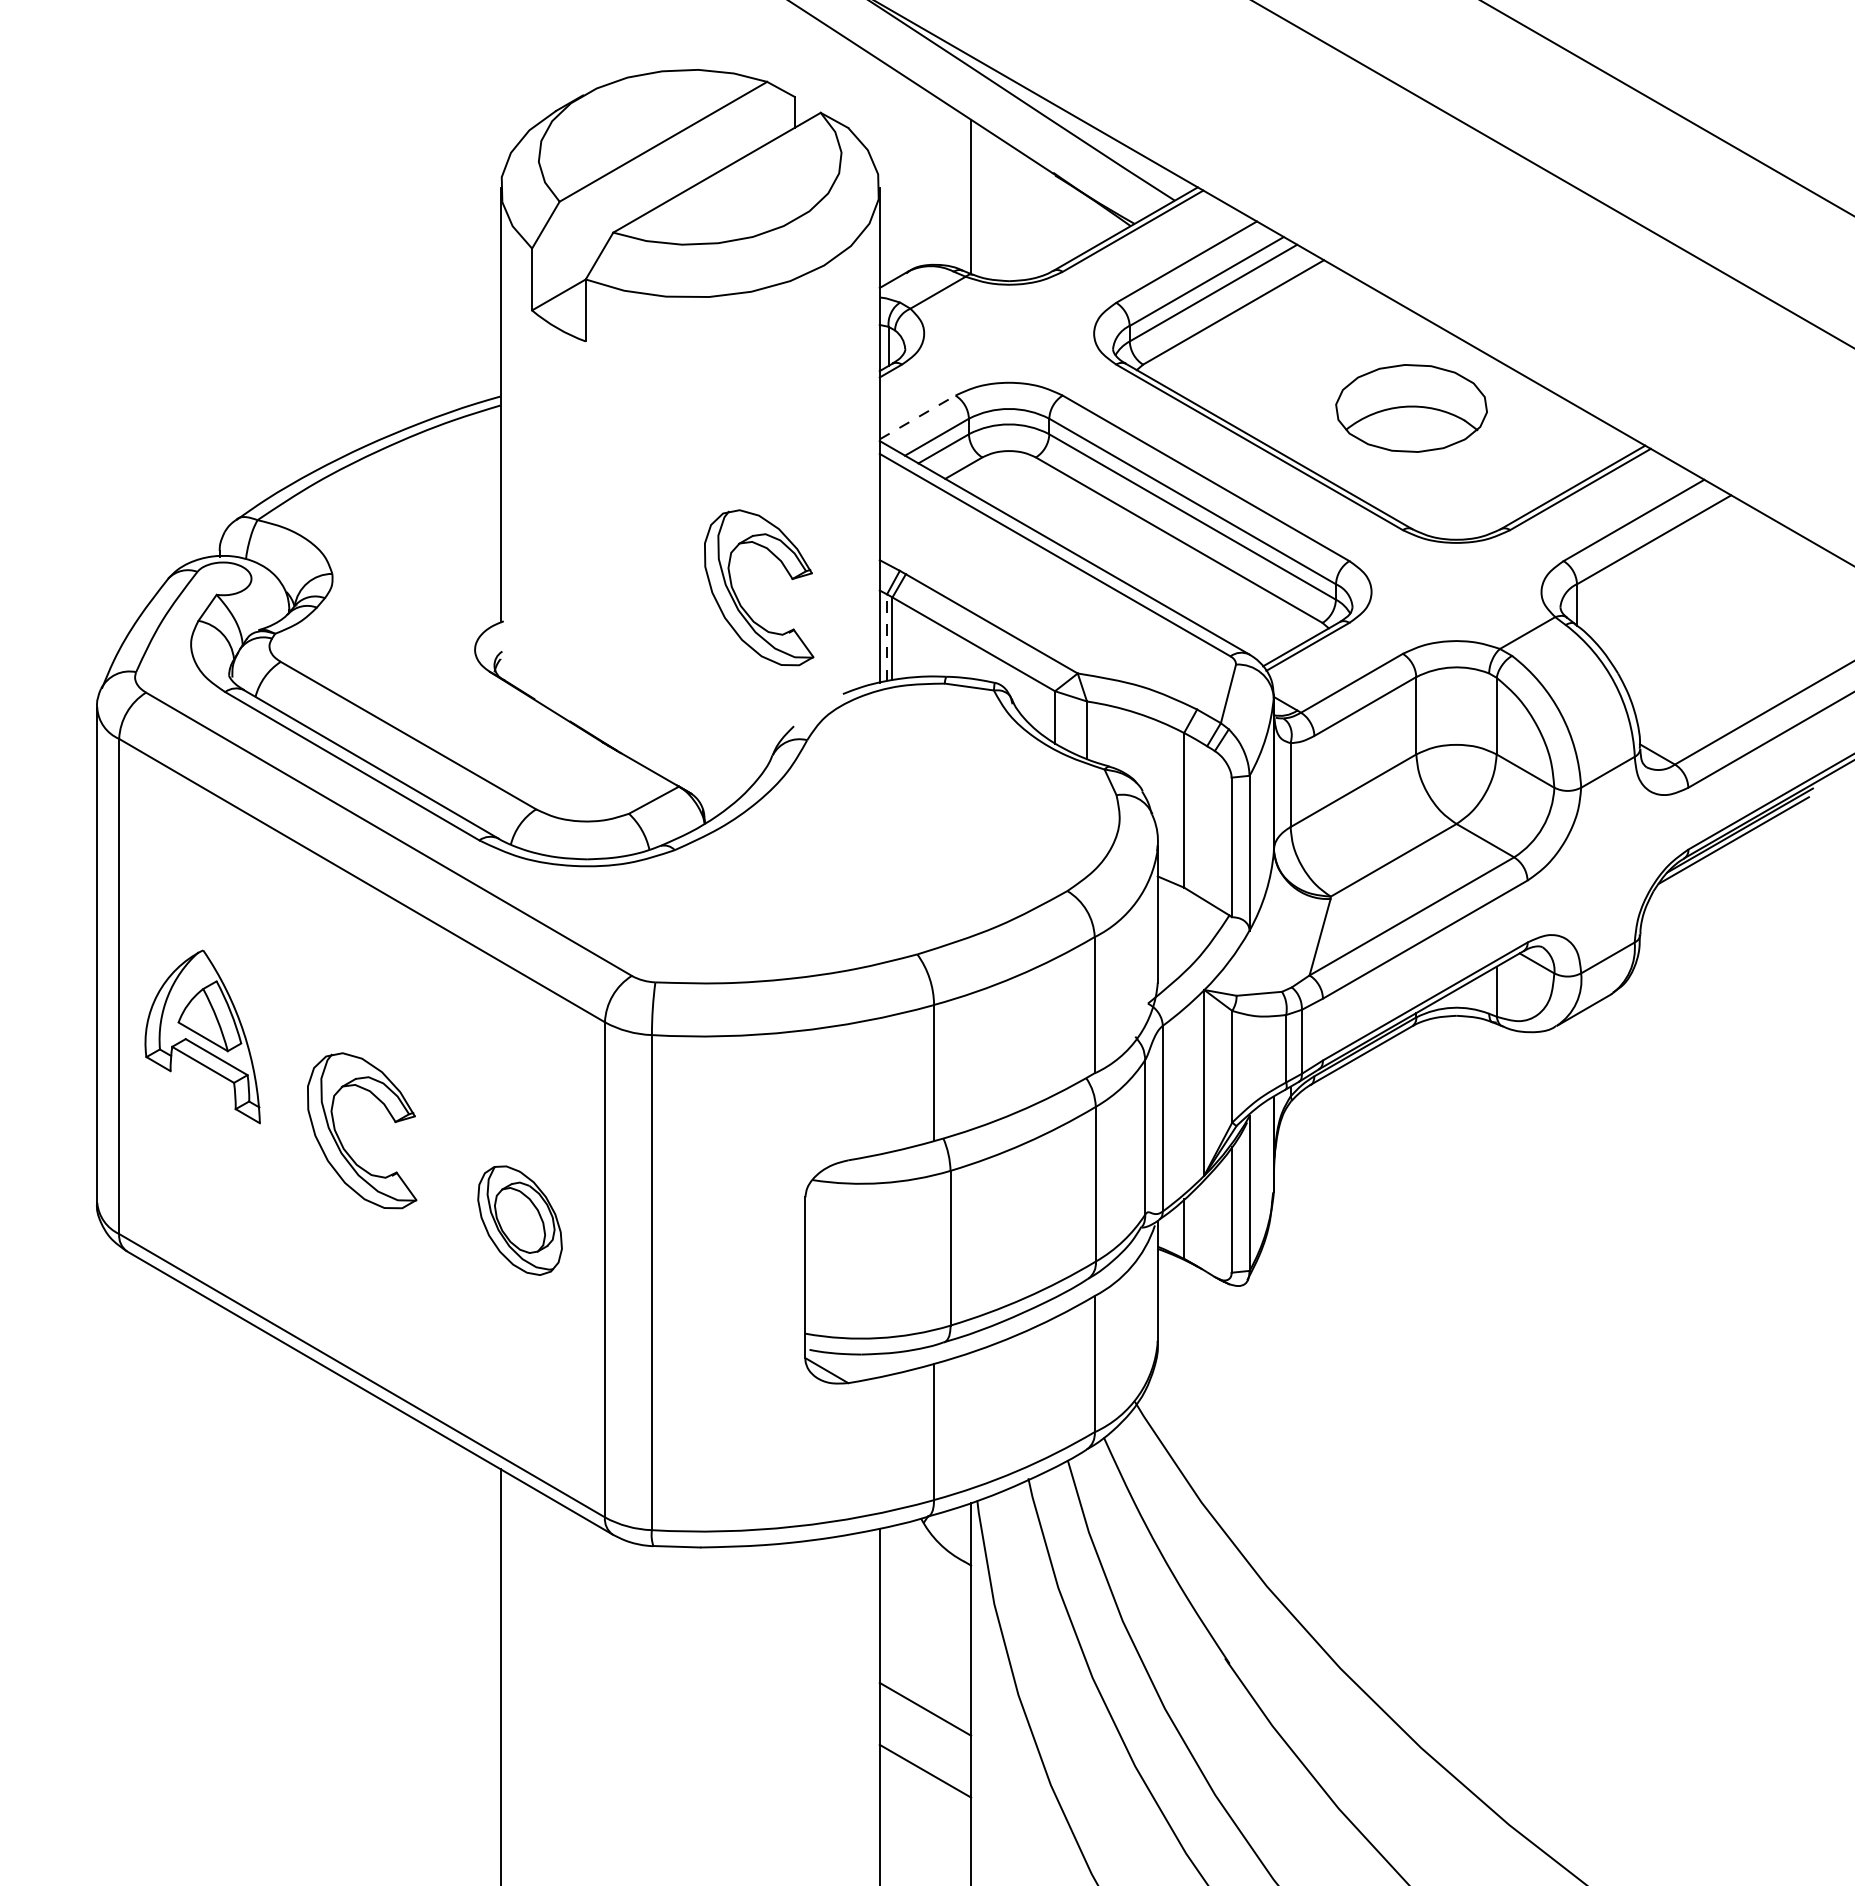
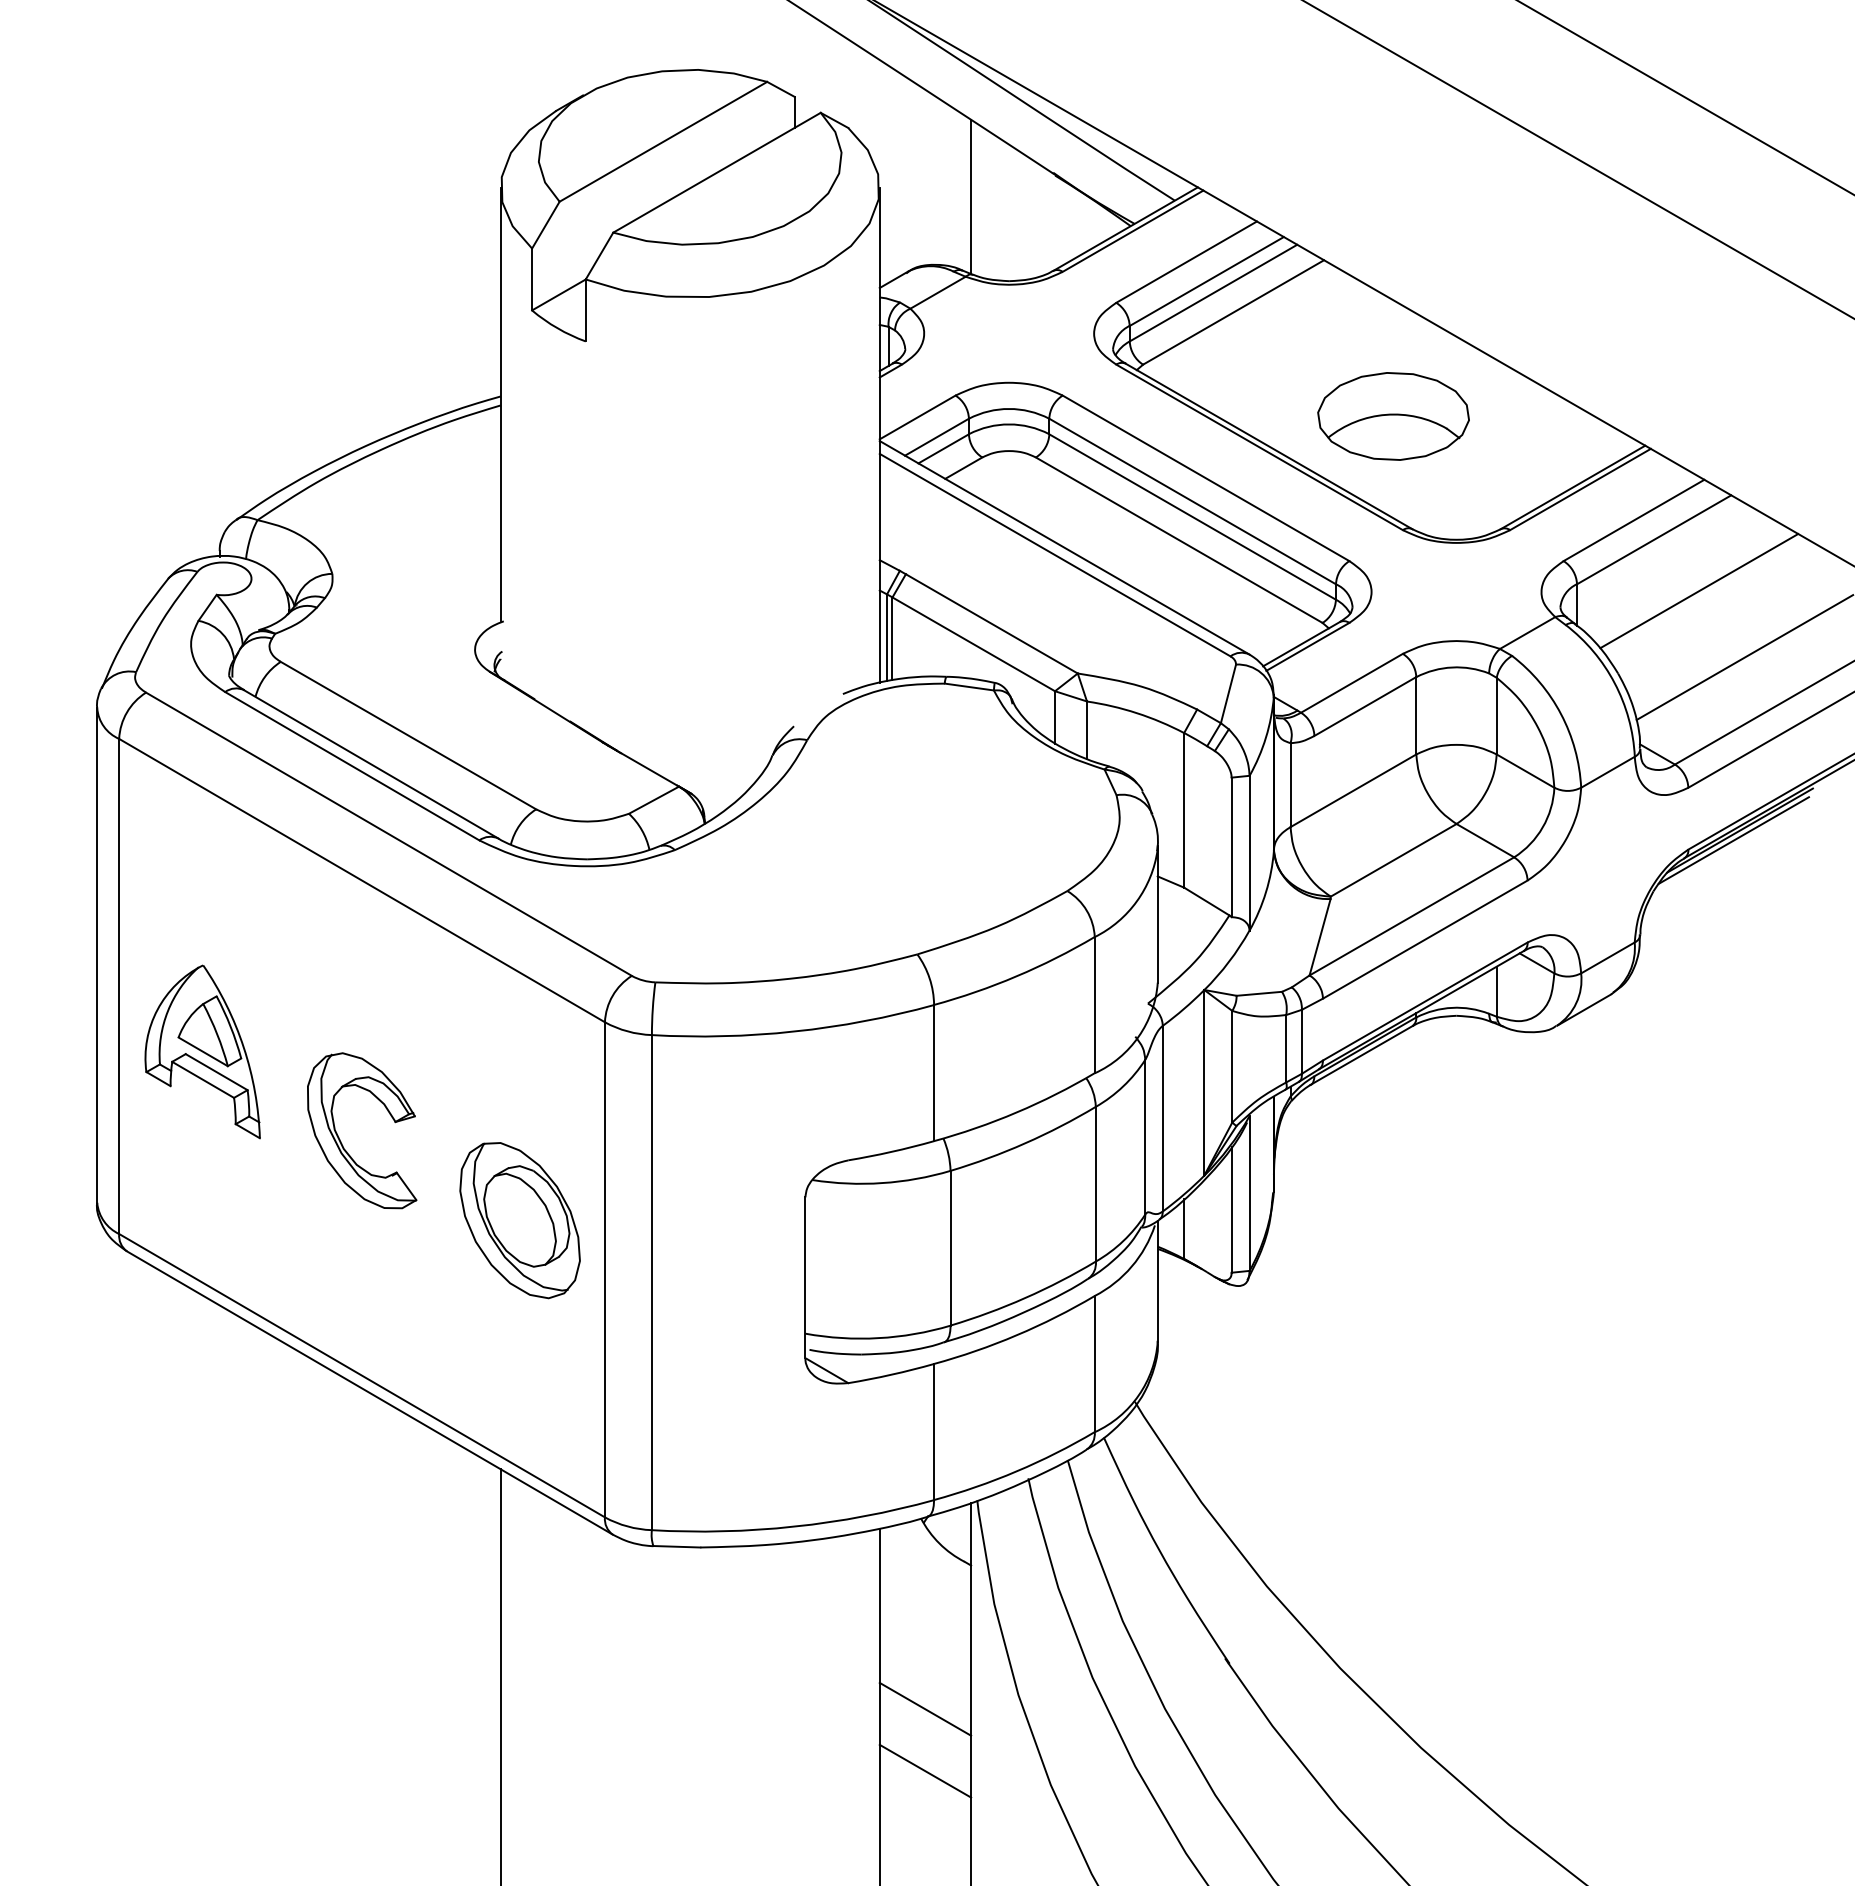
line position: (1667, 108) -> (1685, 97) (1685, 97)
line position: (1553, 174) -> (1578, 159) (1578, 159)
part position: (1411, 408) -> (1393, 416) (1393, 416)
line: dashed -> solid (917, 417)
line: none -> present (1699, 591)
part: present -> none (738, 598)
line: dashed -> solid (887, 637)
line: none -> present (1743, 658)
part position: (202, 1036) -> (202, 1051) (202, 1051)
part size: 86x111 px -> 122x158 px (519, 1220)
